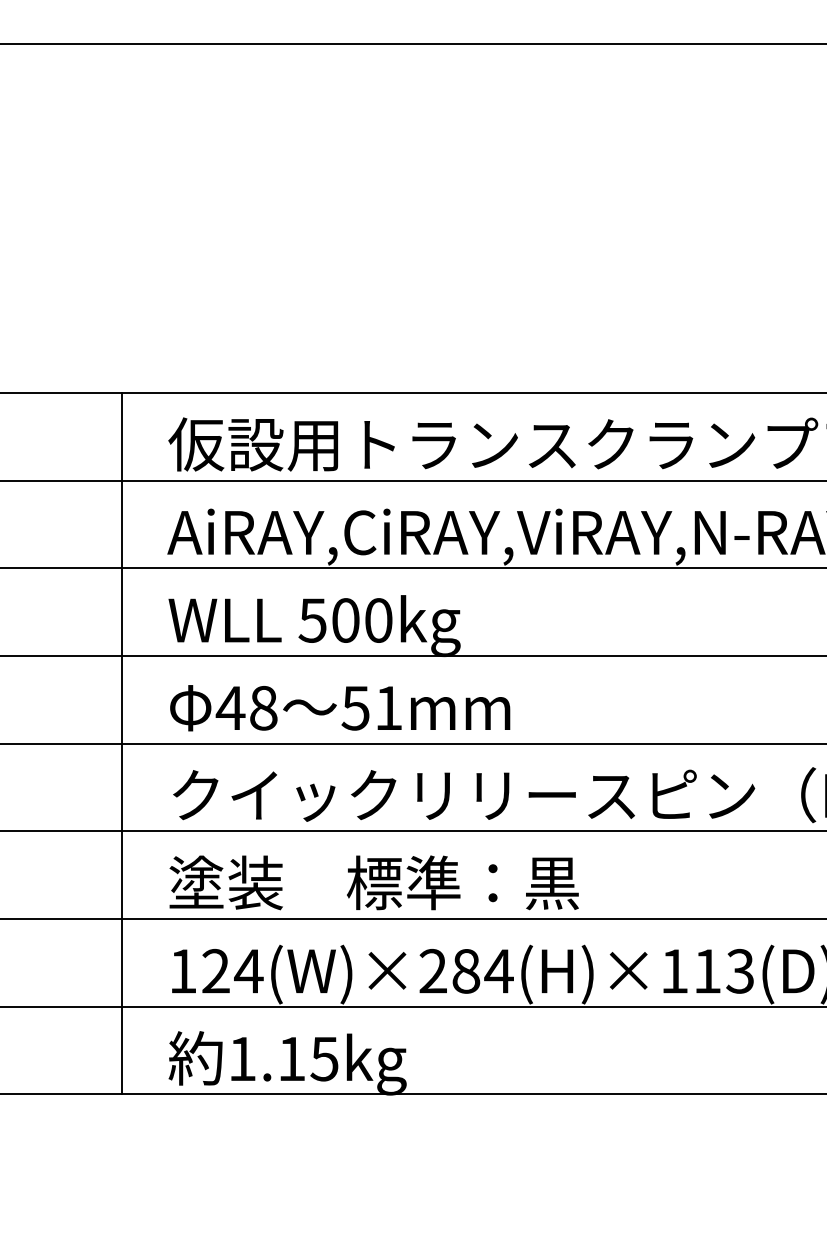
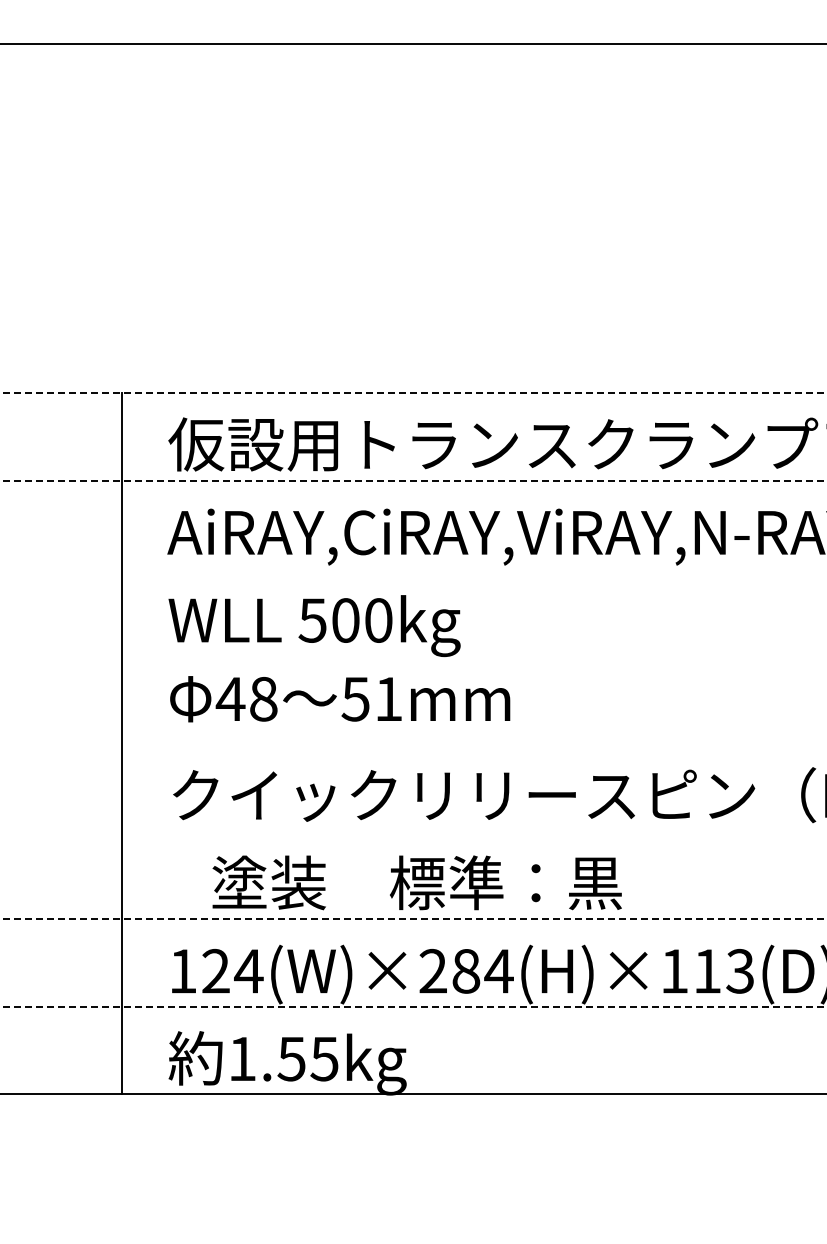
line: solid -> dashed (413, 392)
line: solid -> dashed (413, 480)
line: present -> none (412, 568)
line: present -> none (412, 655)
text position: (340, 708) -> (340, 699) (340, 699)
line: present -> none (412, 743)
line: present -> none (412, 831)
text position: (373, 882) -> (416, 882) (416, 882)
line: solid -> dashed (413, 919)
line: solid -> dashed (413, 1006)
text: 1.15kg -> 1.55kg (291, 1059)
